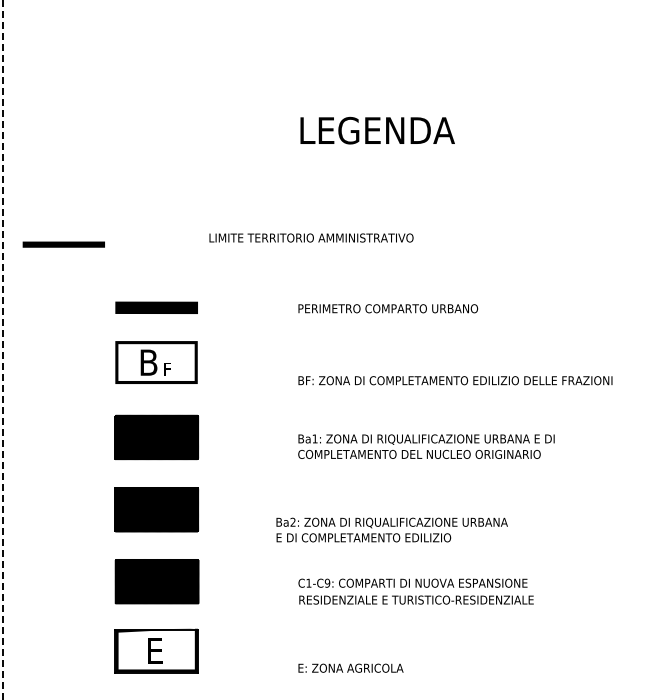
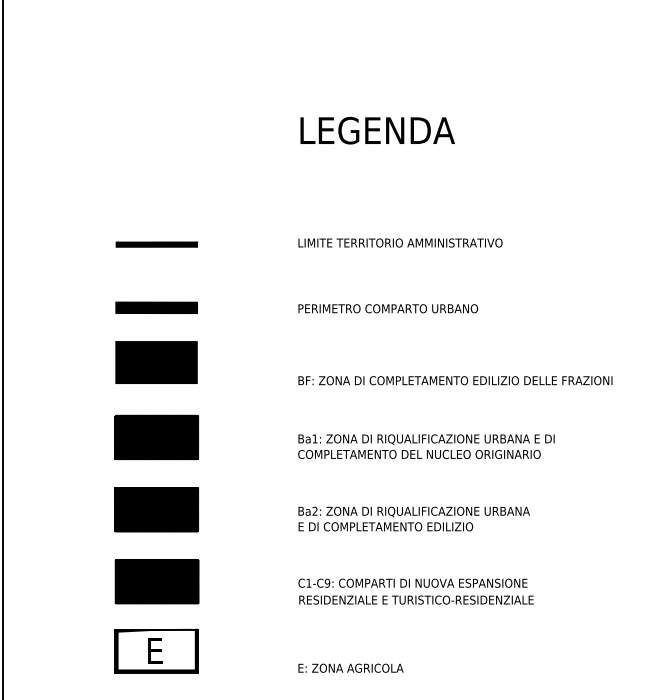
text position: (311, 237) -> (400, 242) (400, 242)
line position: (63, 244) -> (156, 244) (156, 244)
line: dashed -> solid (2, 350)
hatch: none -> present (156, 362)
text position: (391, 529) -> (413, 518) (413, 518)
